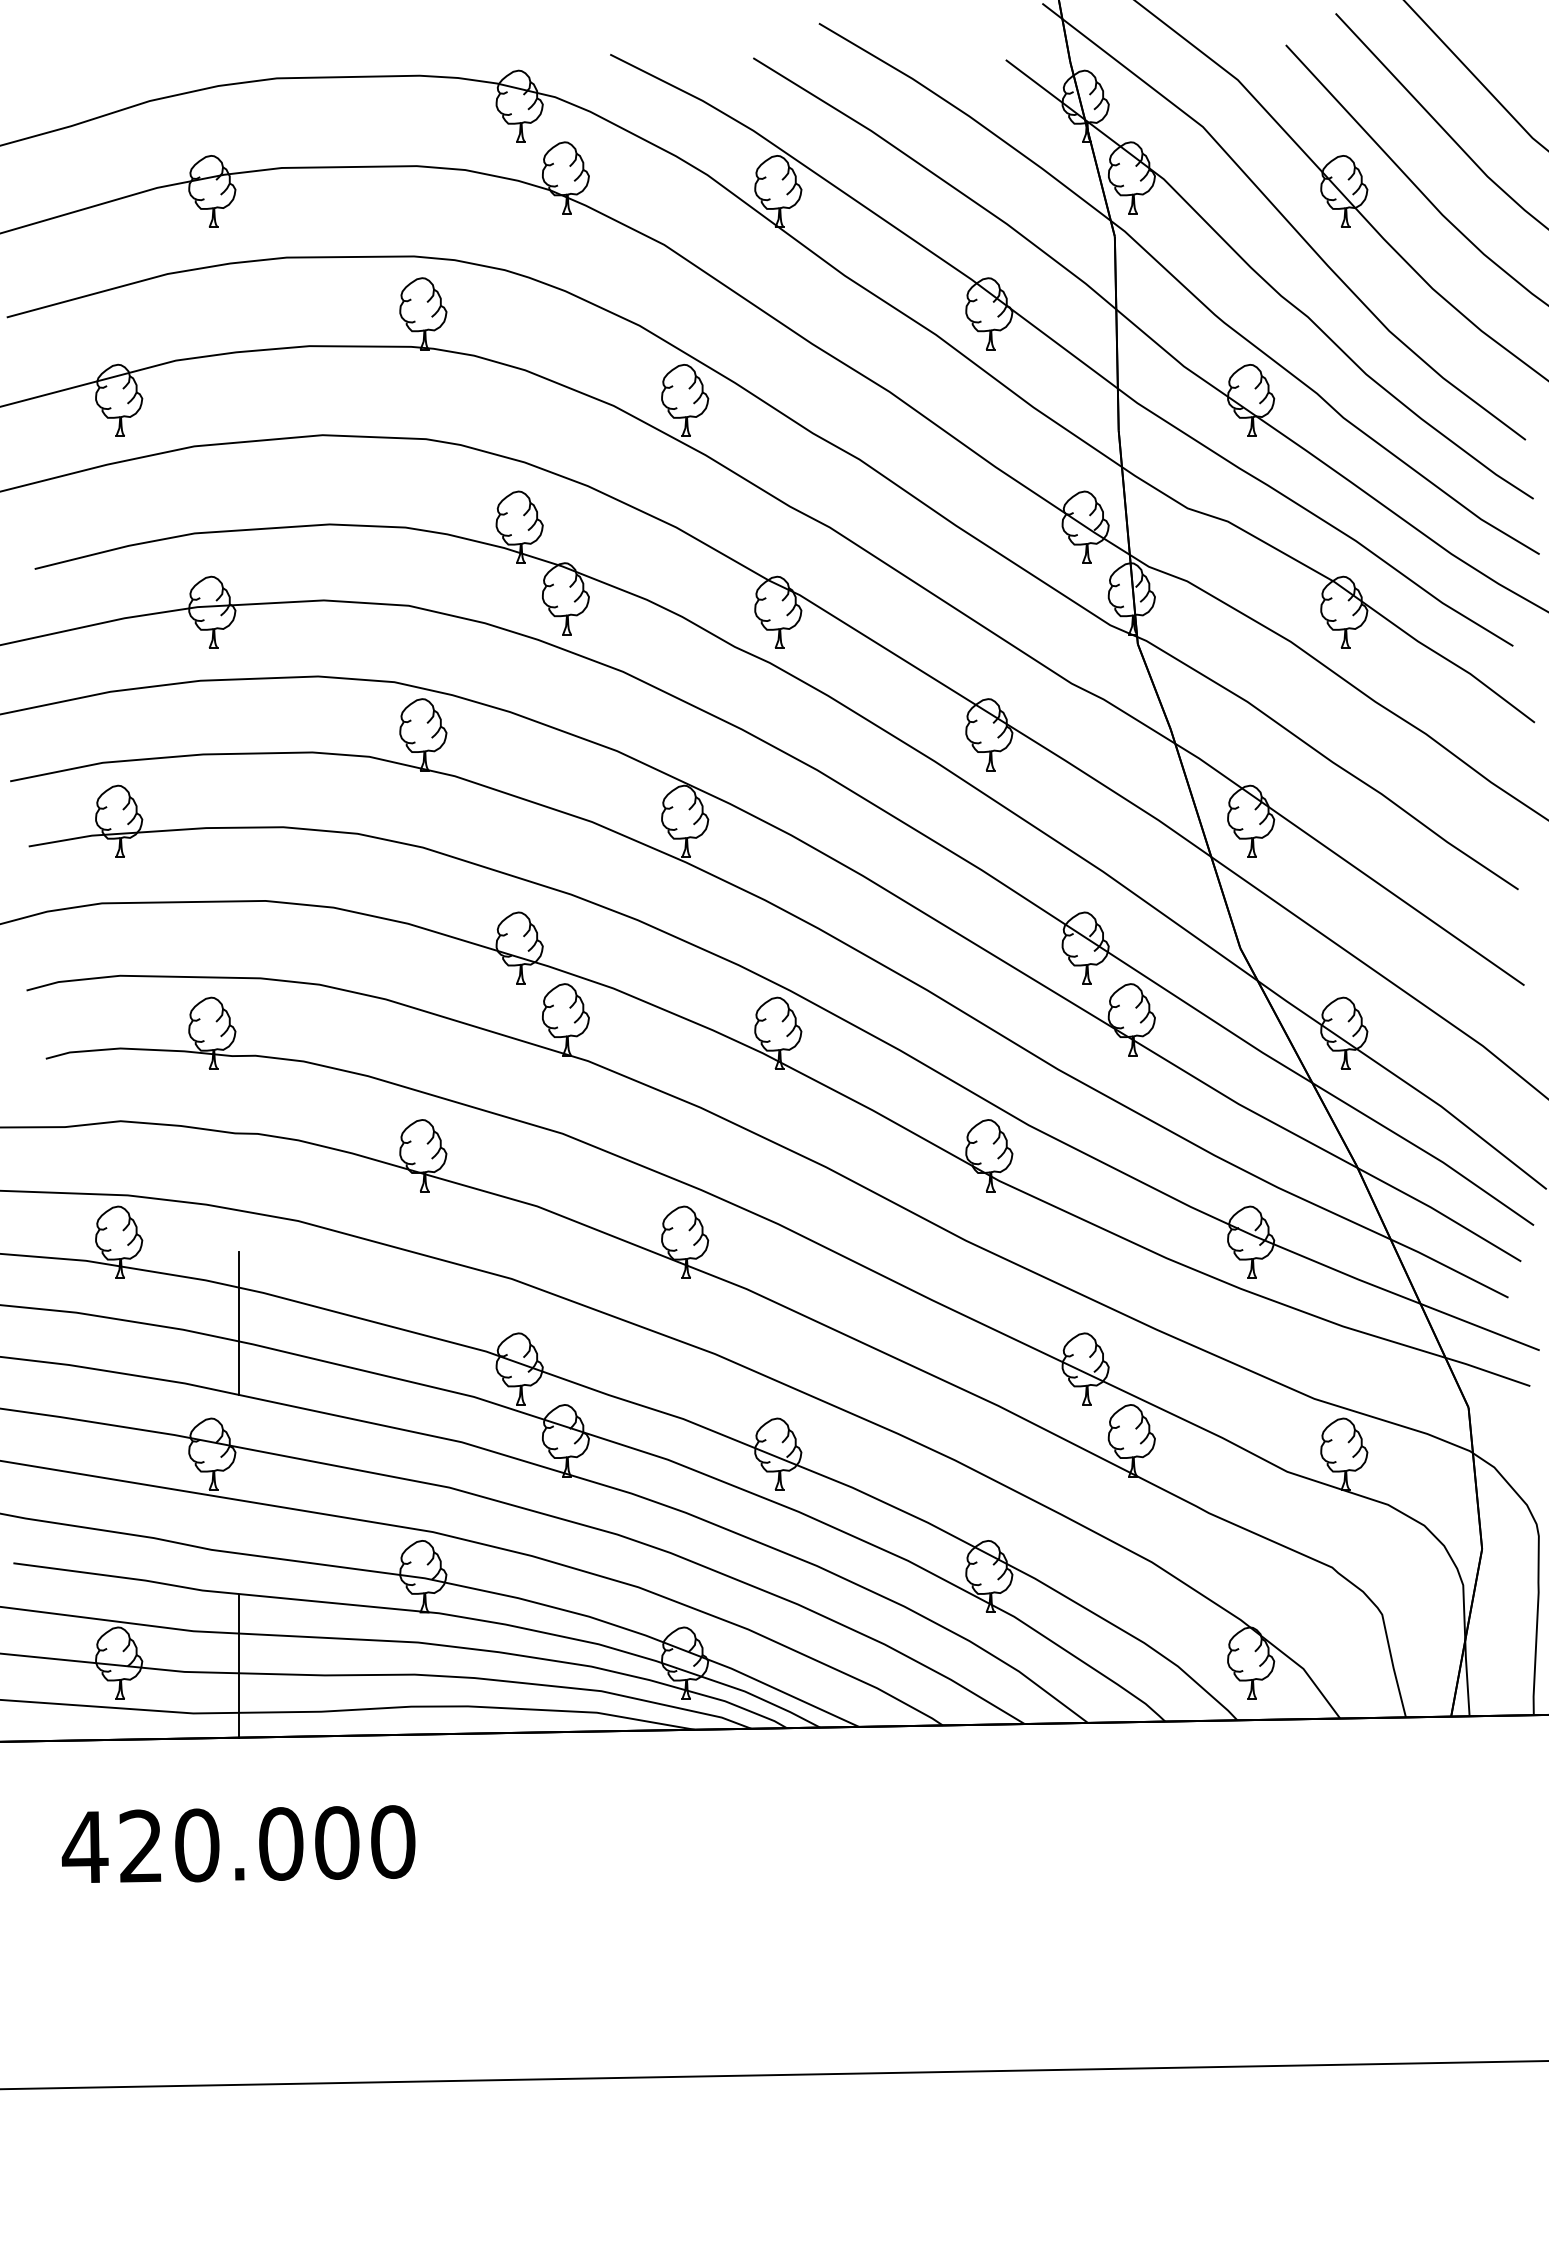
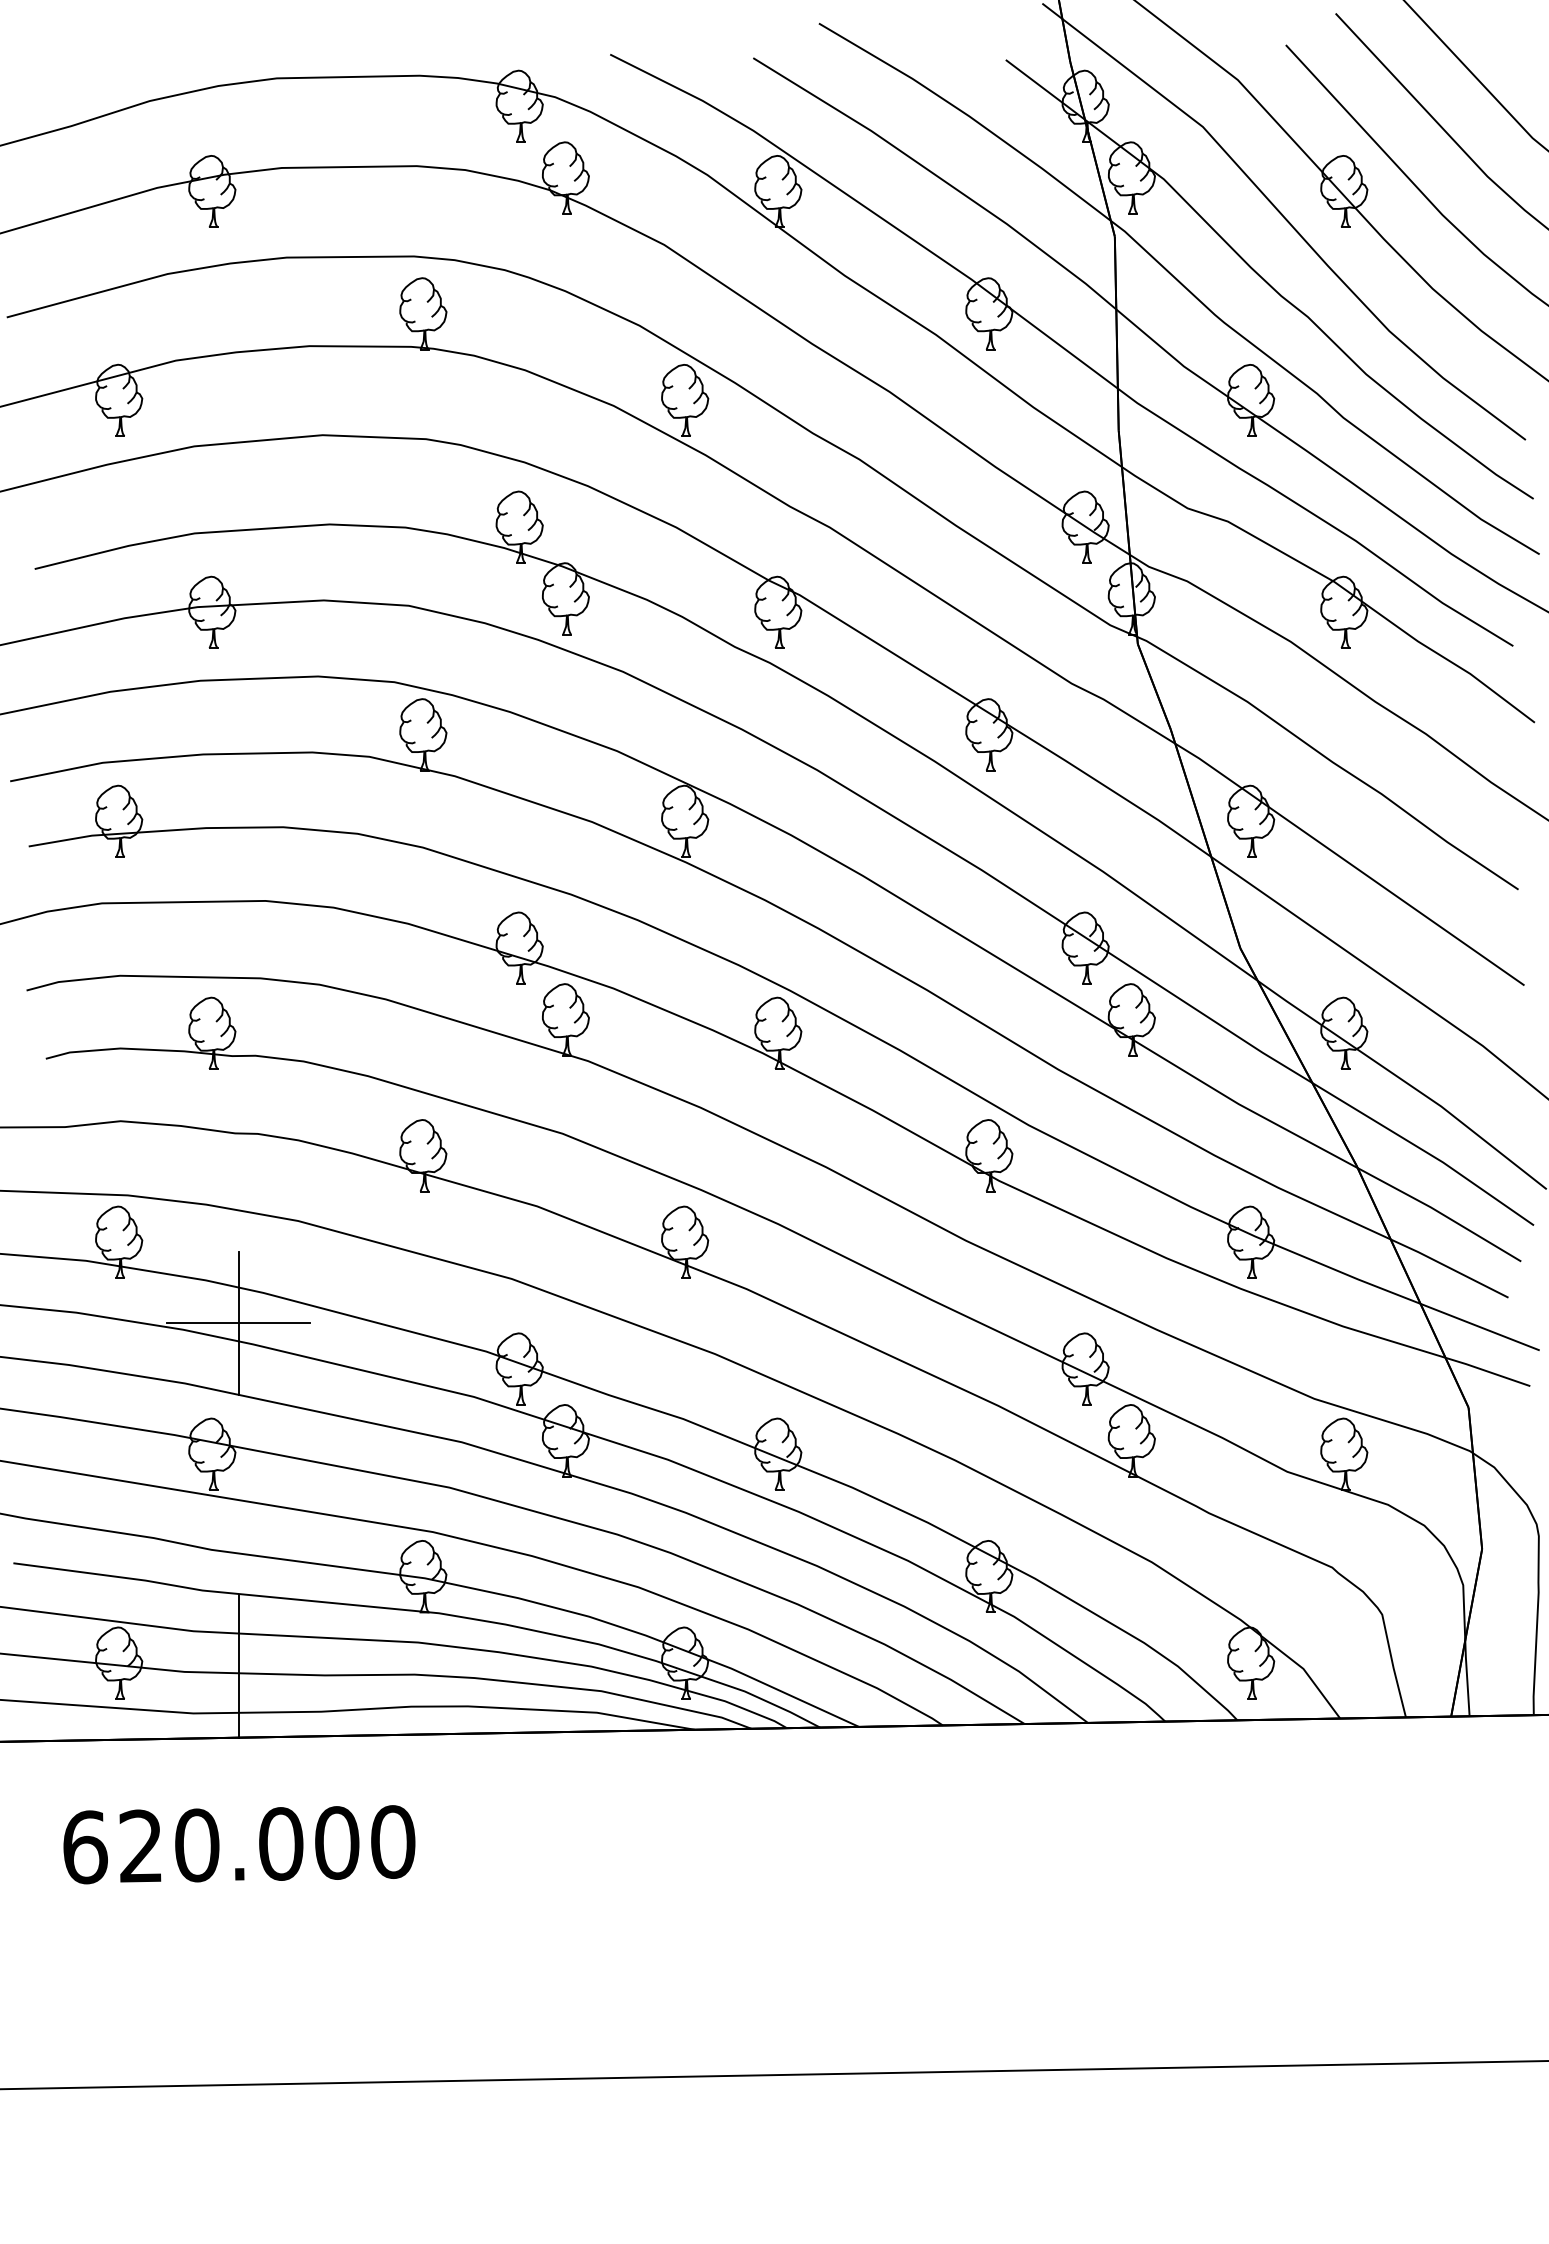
line: none -> present (238, 1323)
text: 420.000 -> 620.000 (84, 1847)
